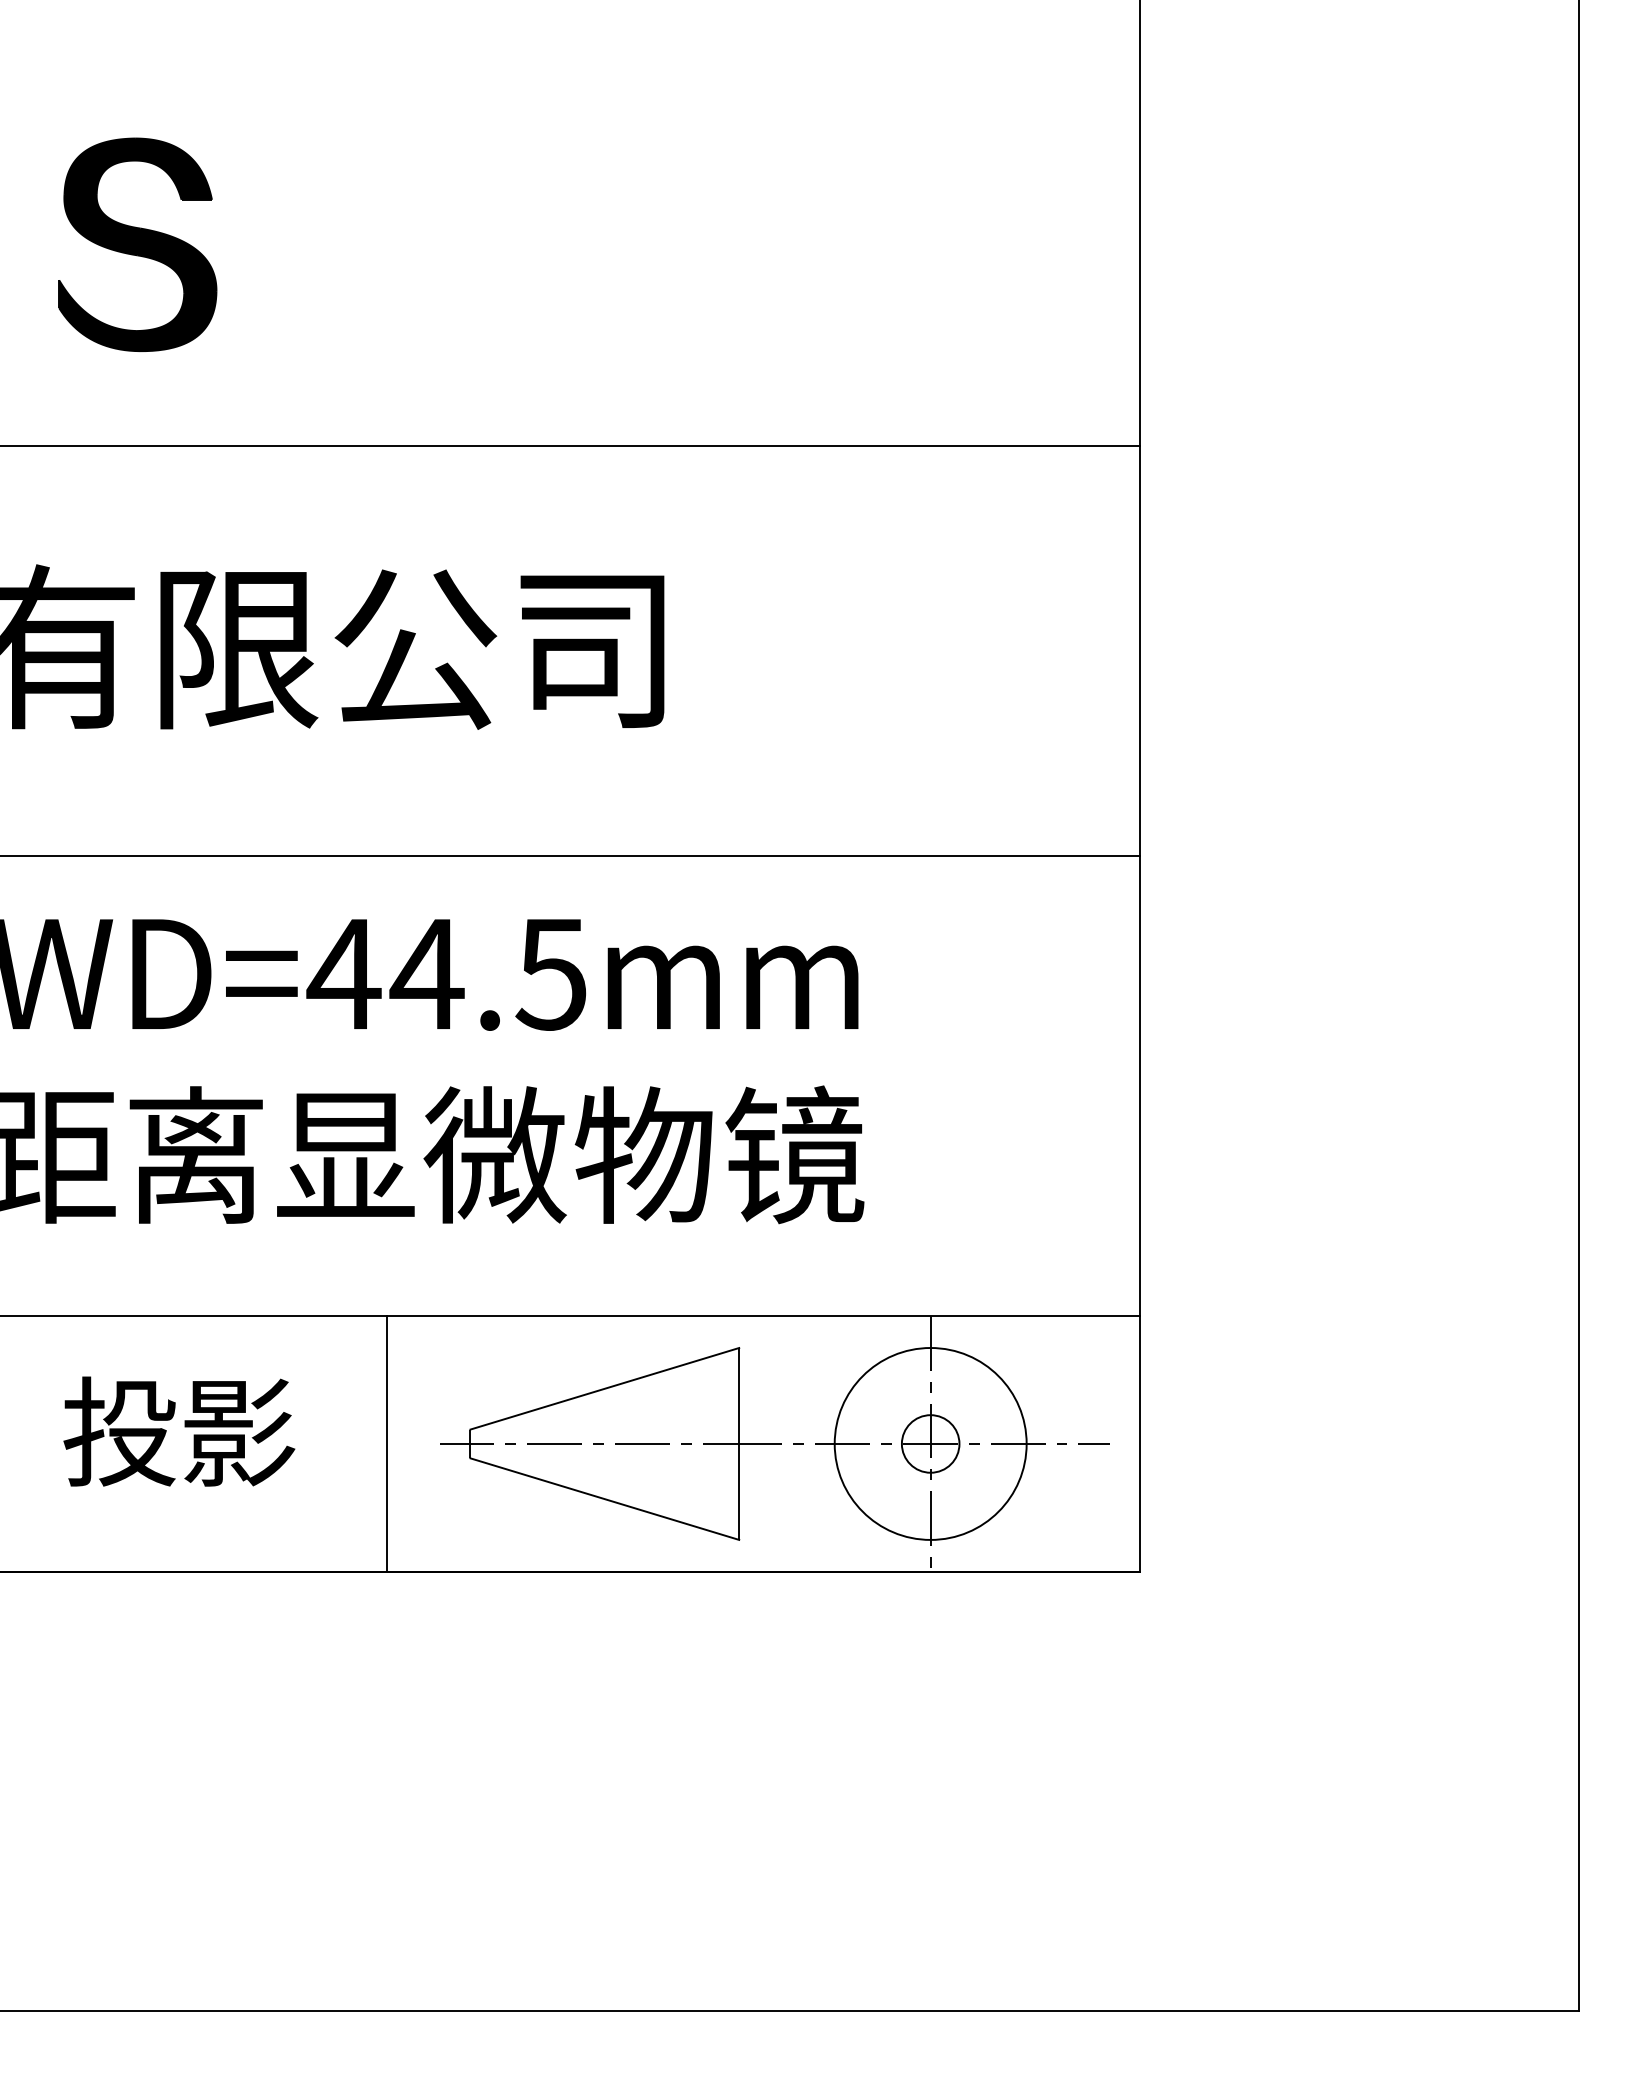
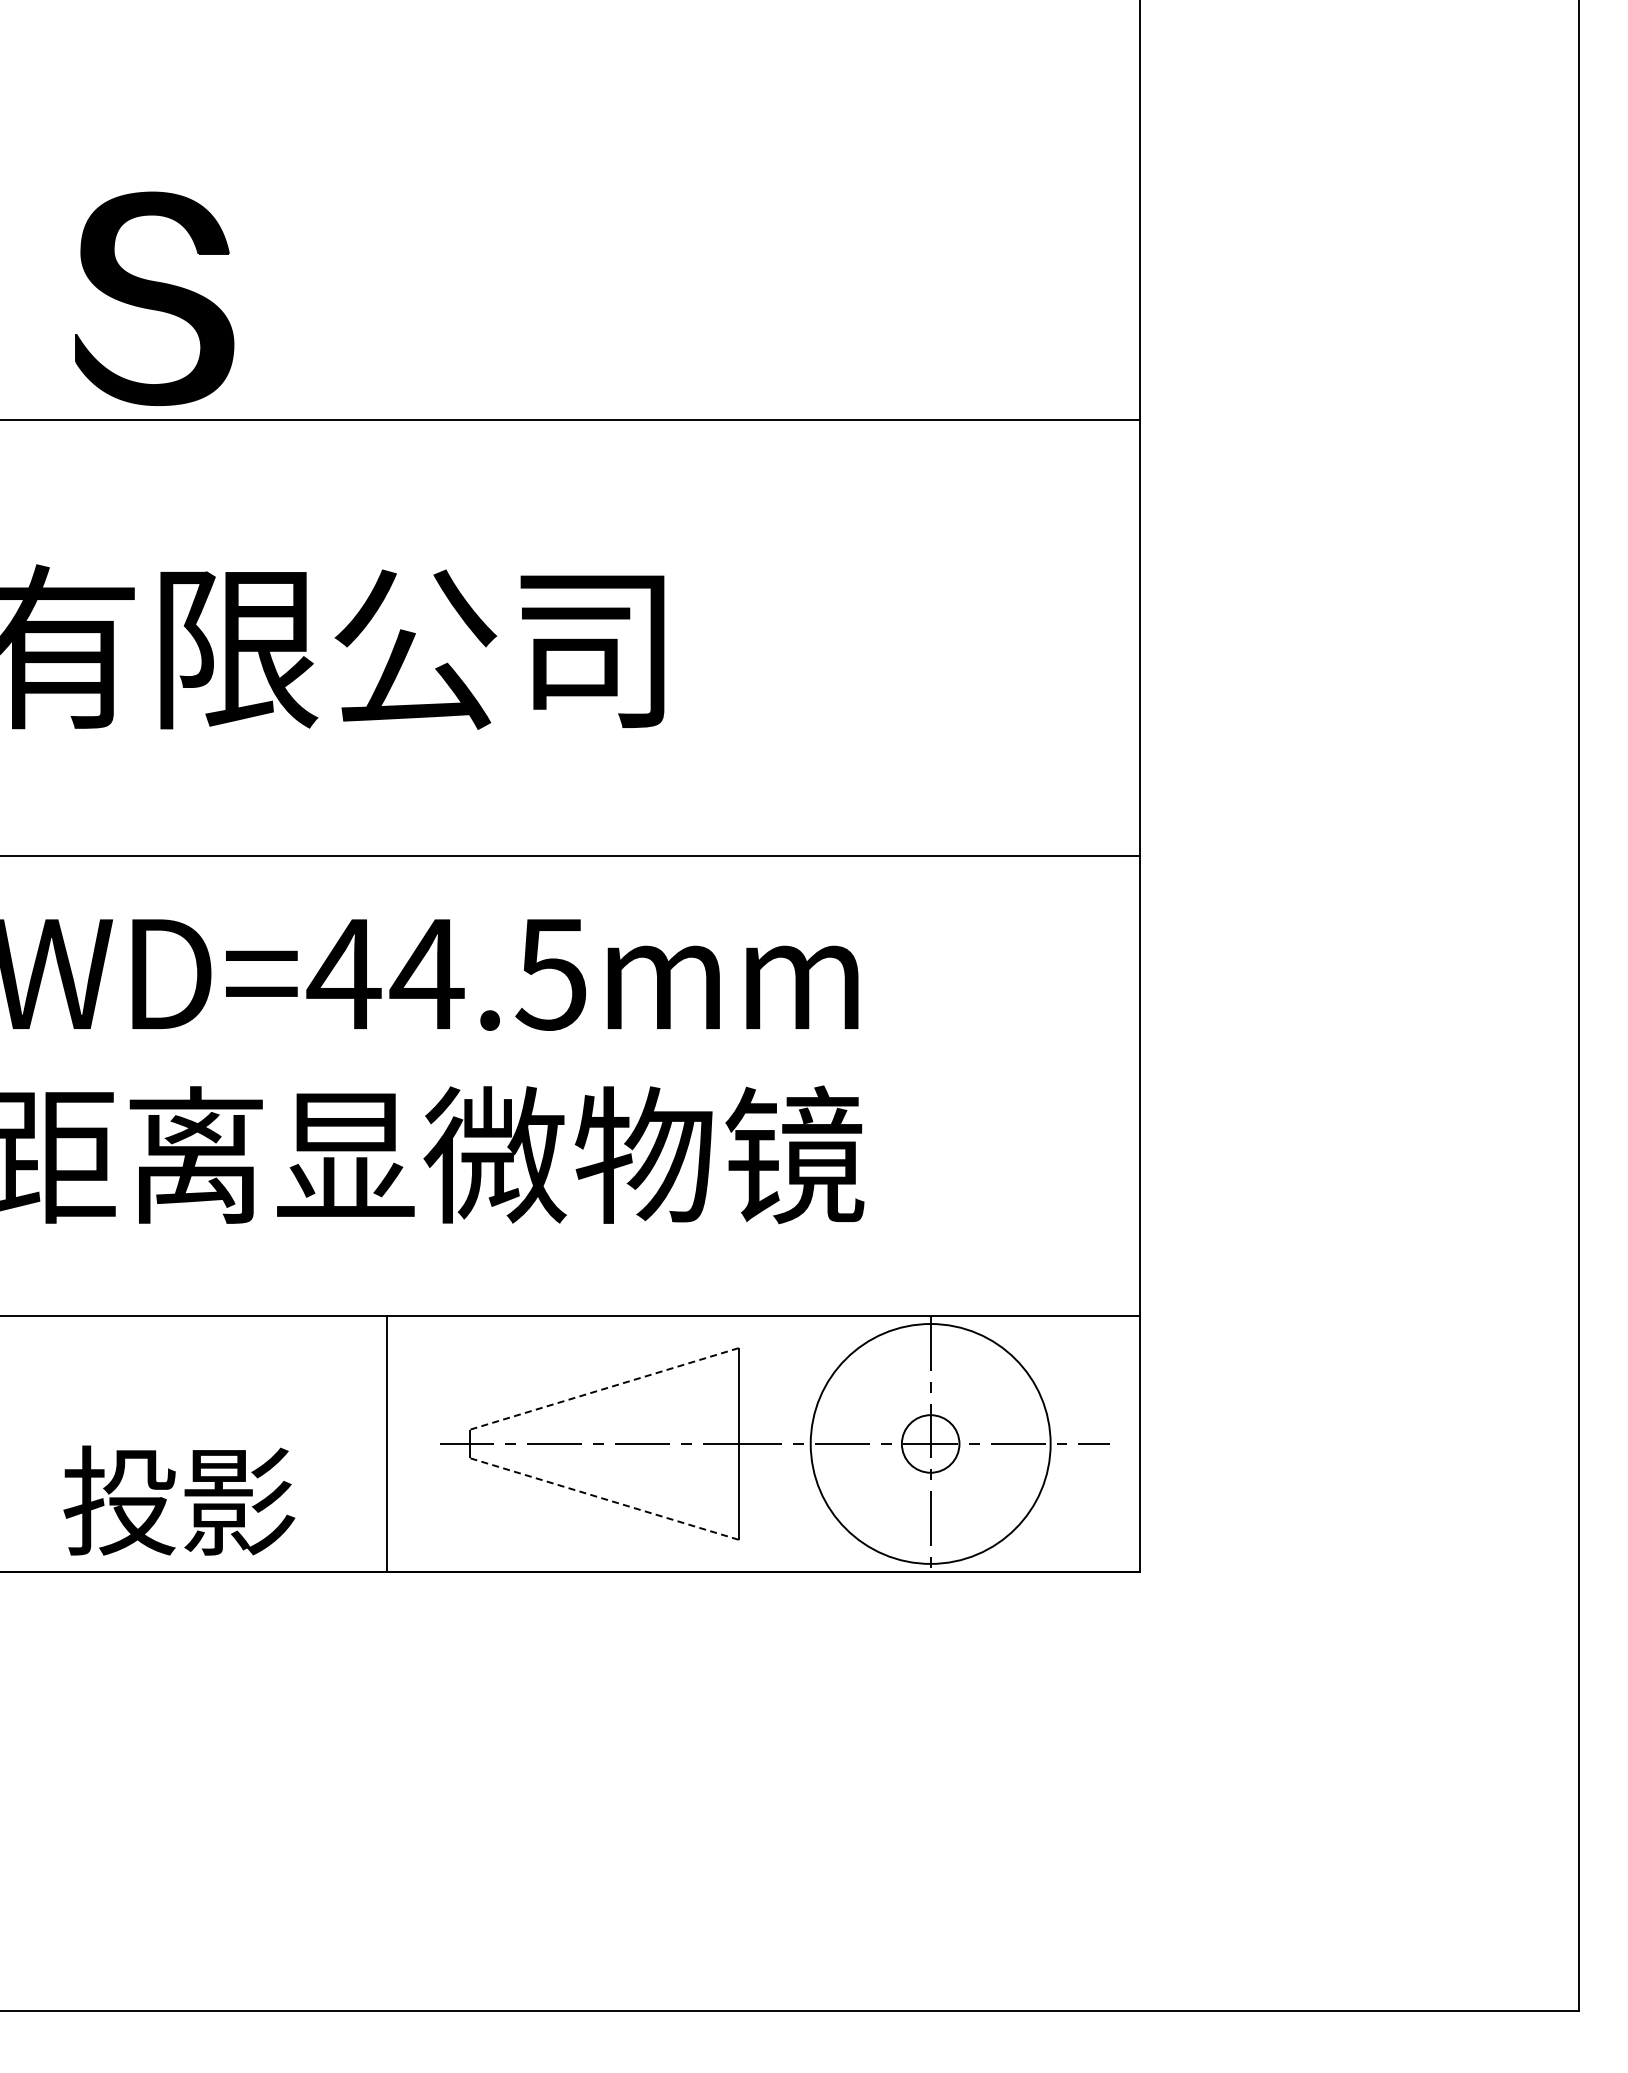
part position: (137, 244) -> (154, 298) (154, 298)
line position: (571, 446) -> (571, 420) (571, 420)
line: solid -> dashed (605, 1388)
text position: (179, 1431) -> (179, 1500) (179, 1500)
circle diameter: 192 px -> 240 px (930, 1443)
line: solid -> dashed (605, 1499)
